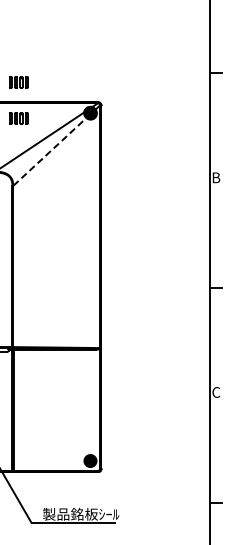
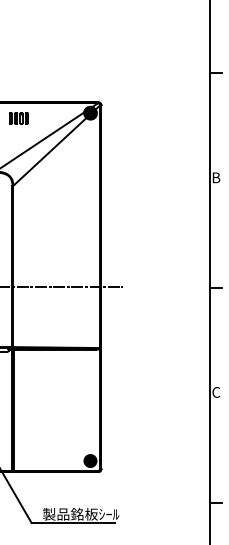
part: present -> none (18, 82)
line: dashed -> solid (49, 151)
line: none -> present (62, 287)
